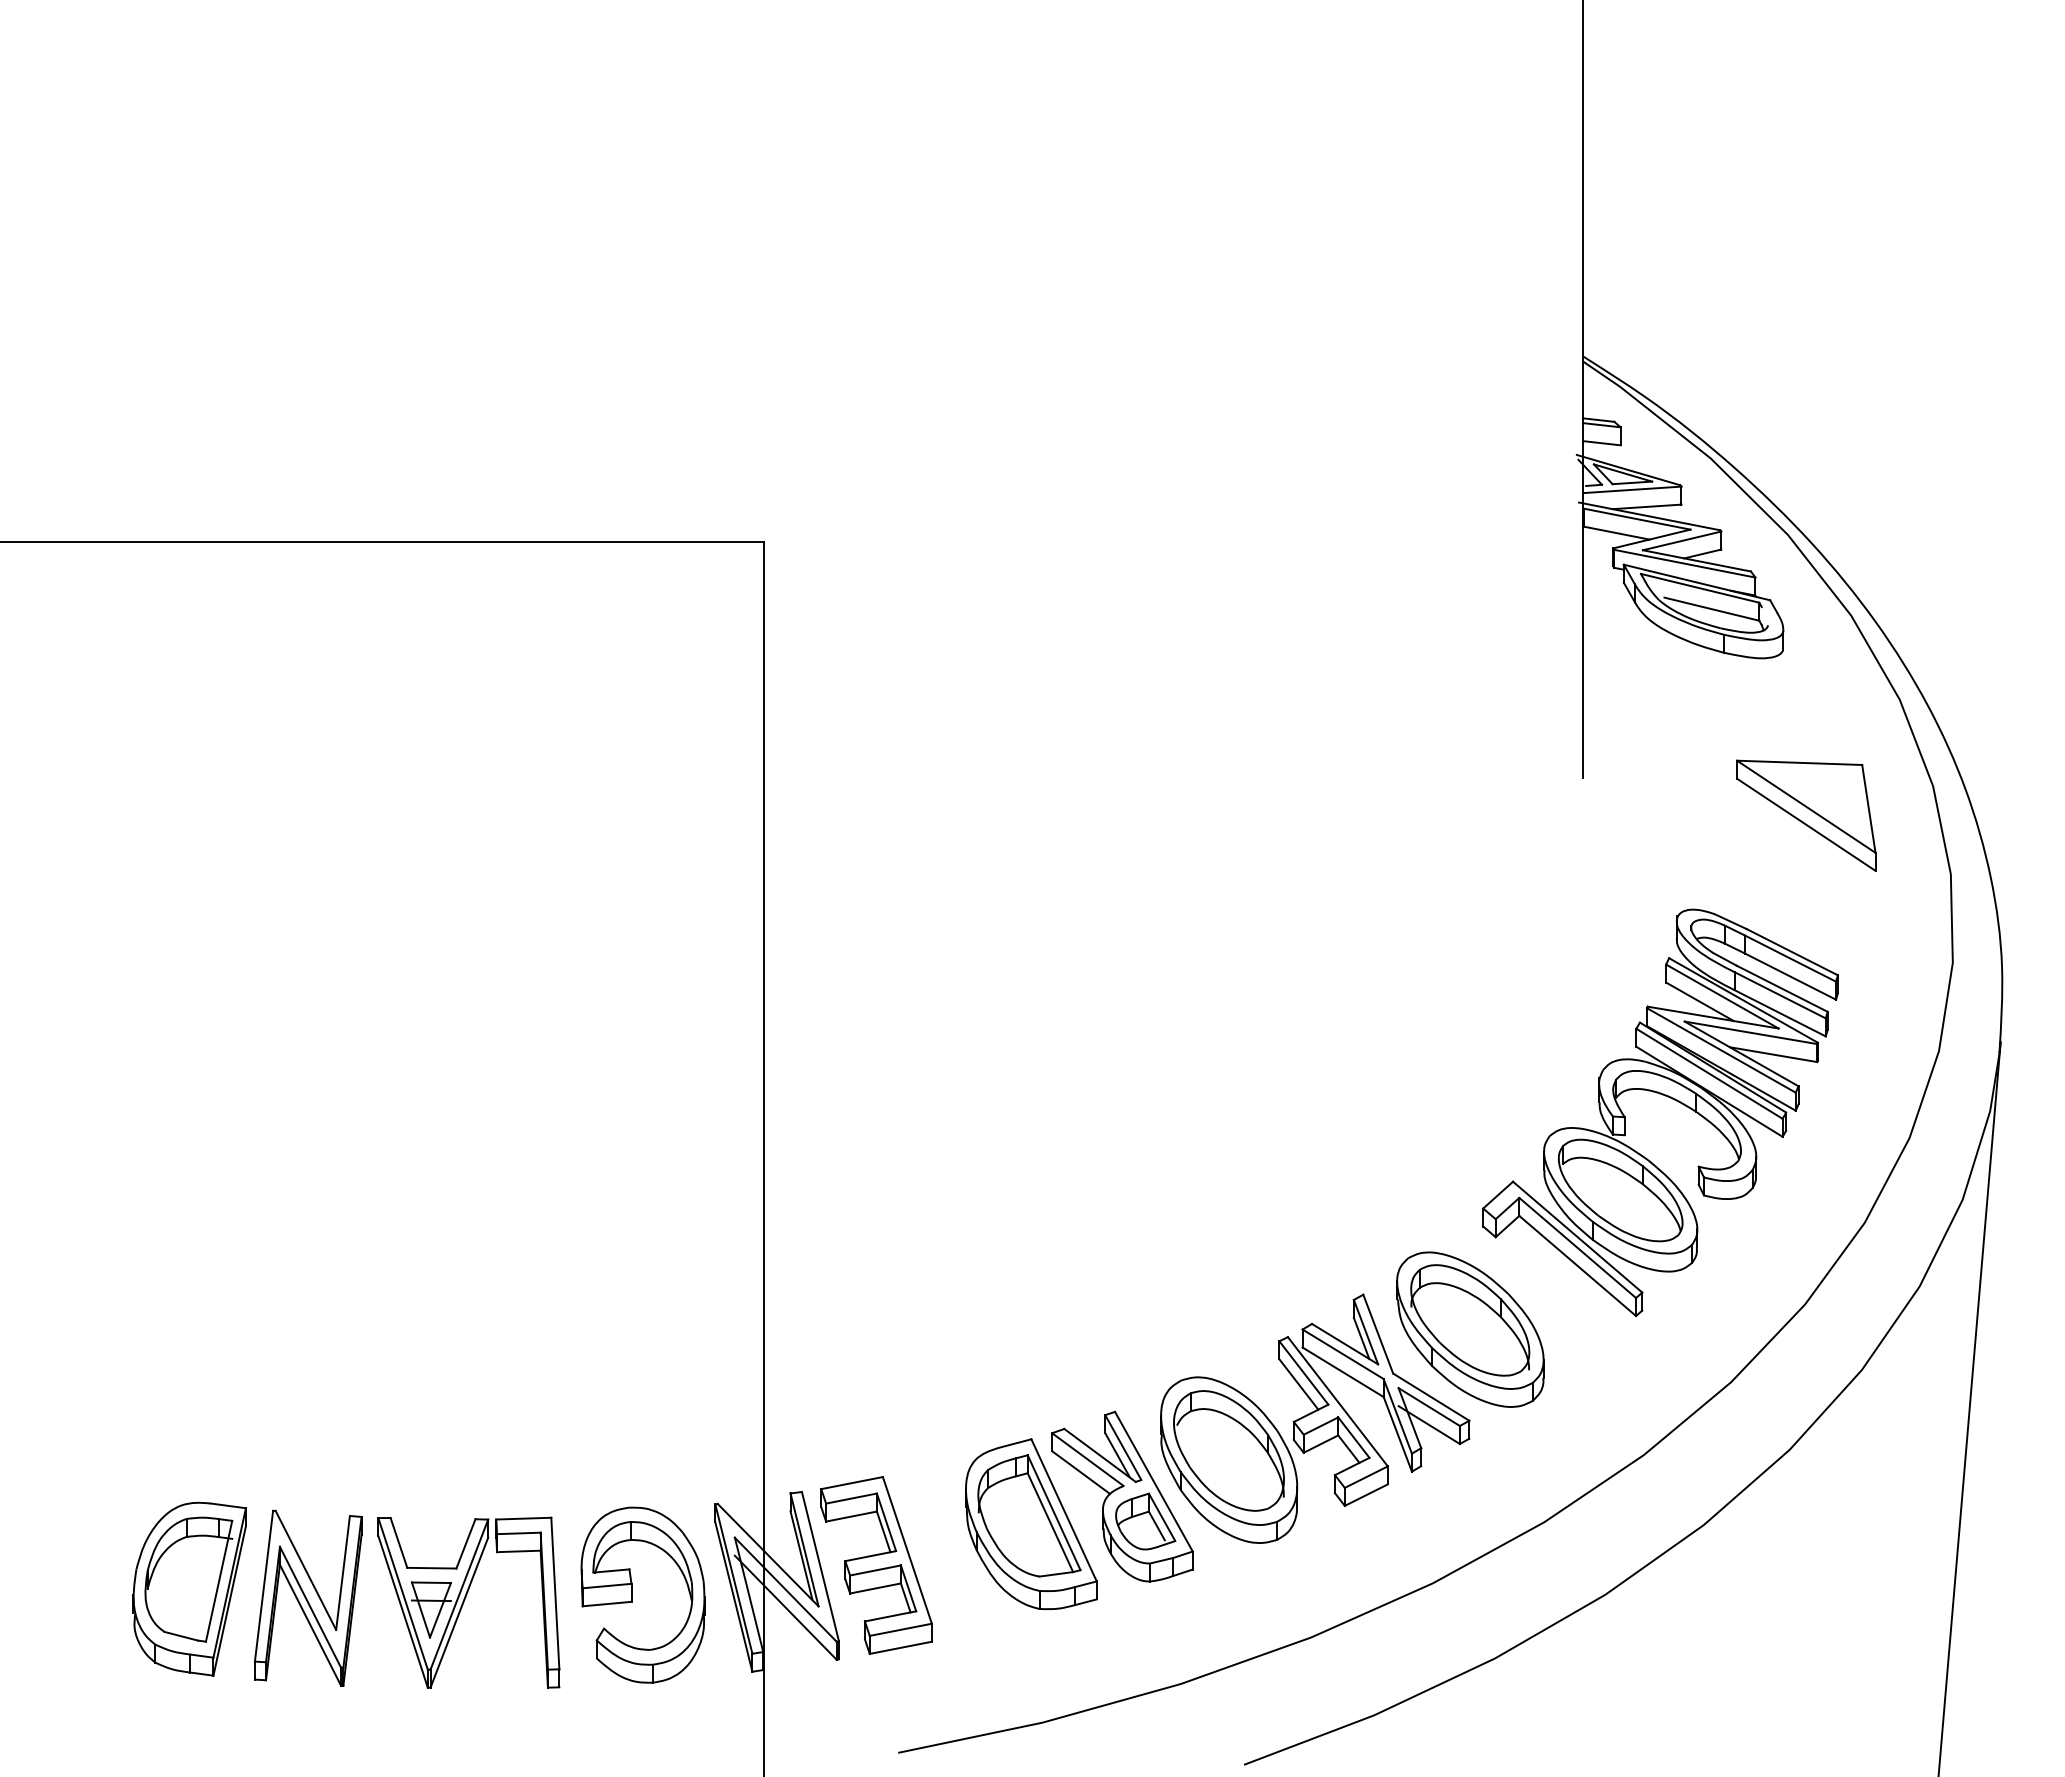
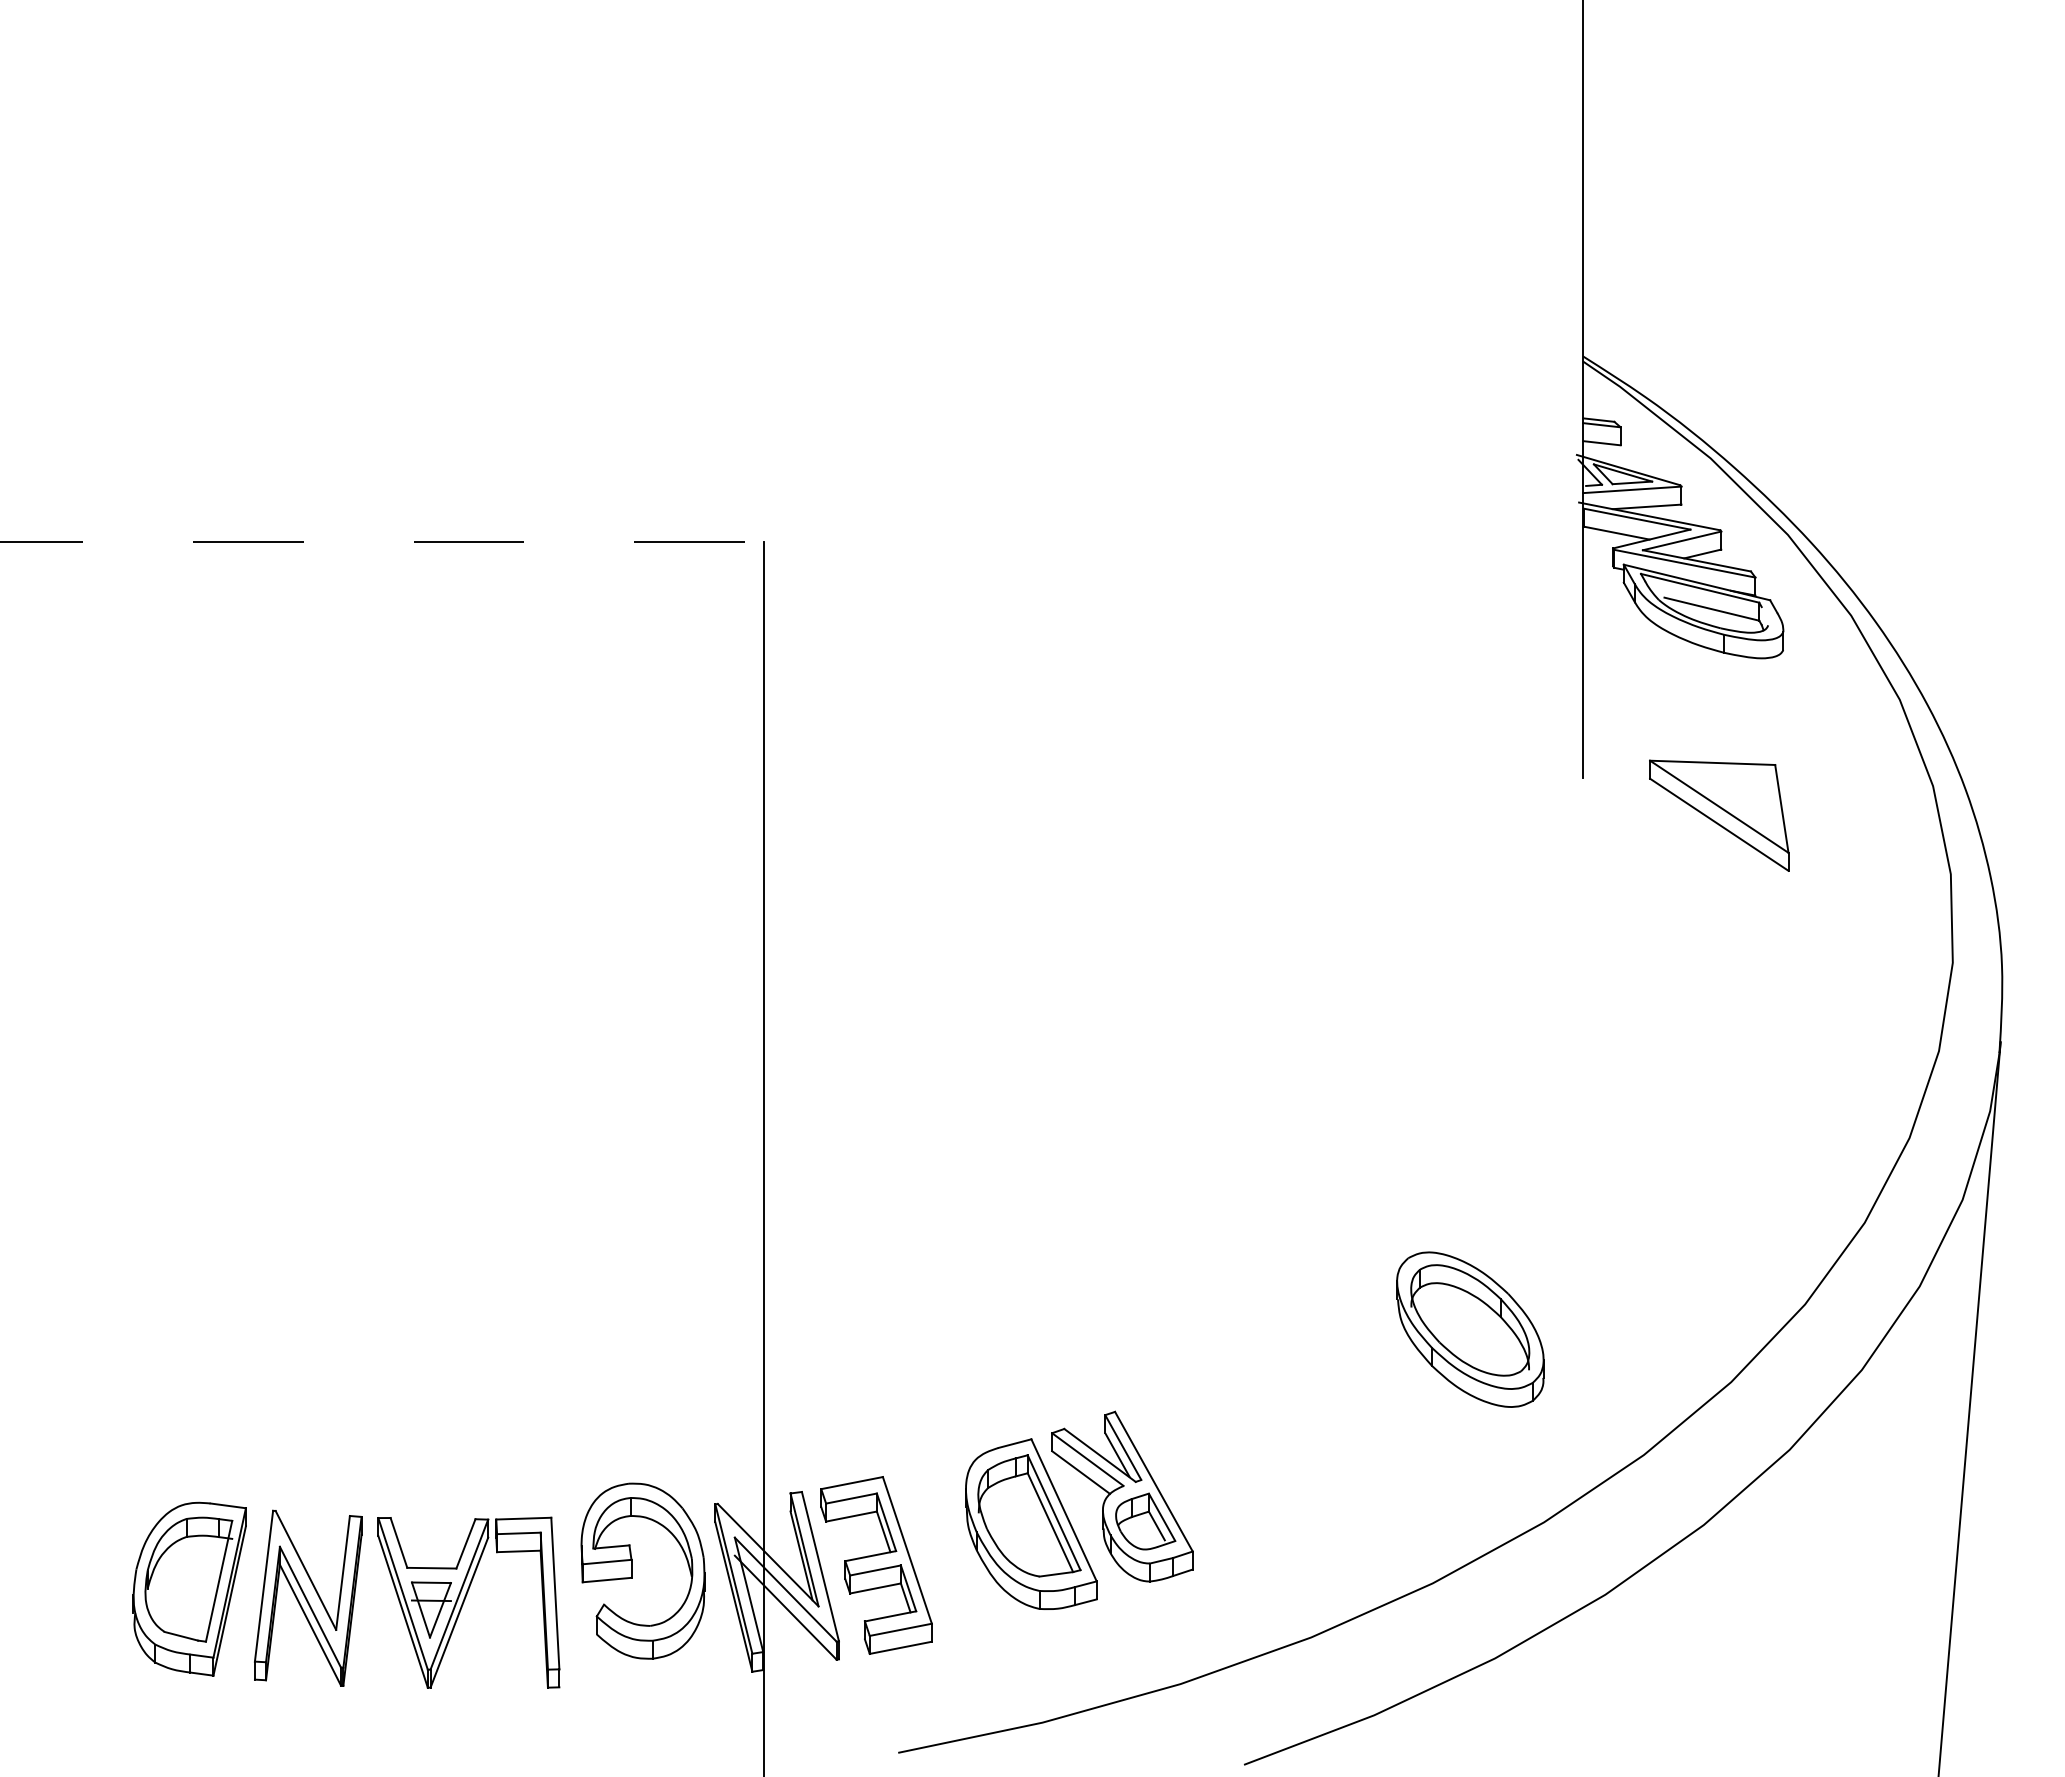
line: solid -> dashed (382, 541)
part position: (1806, 815) -> (1719, 815) (1719, 815)
part: present -> none (1667, 1097)
part: present -> none (1315, 1418)
part position: (632, 1594) -> (632, 1570) (632, 1570)
